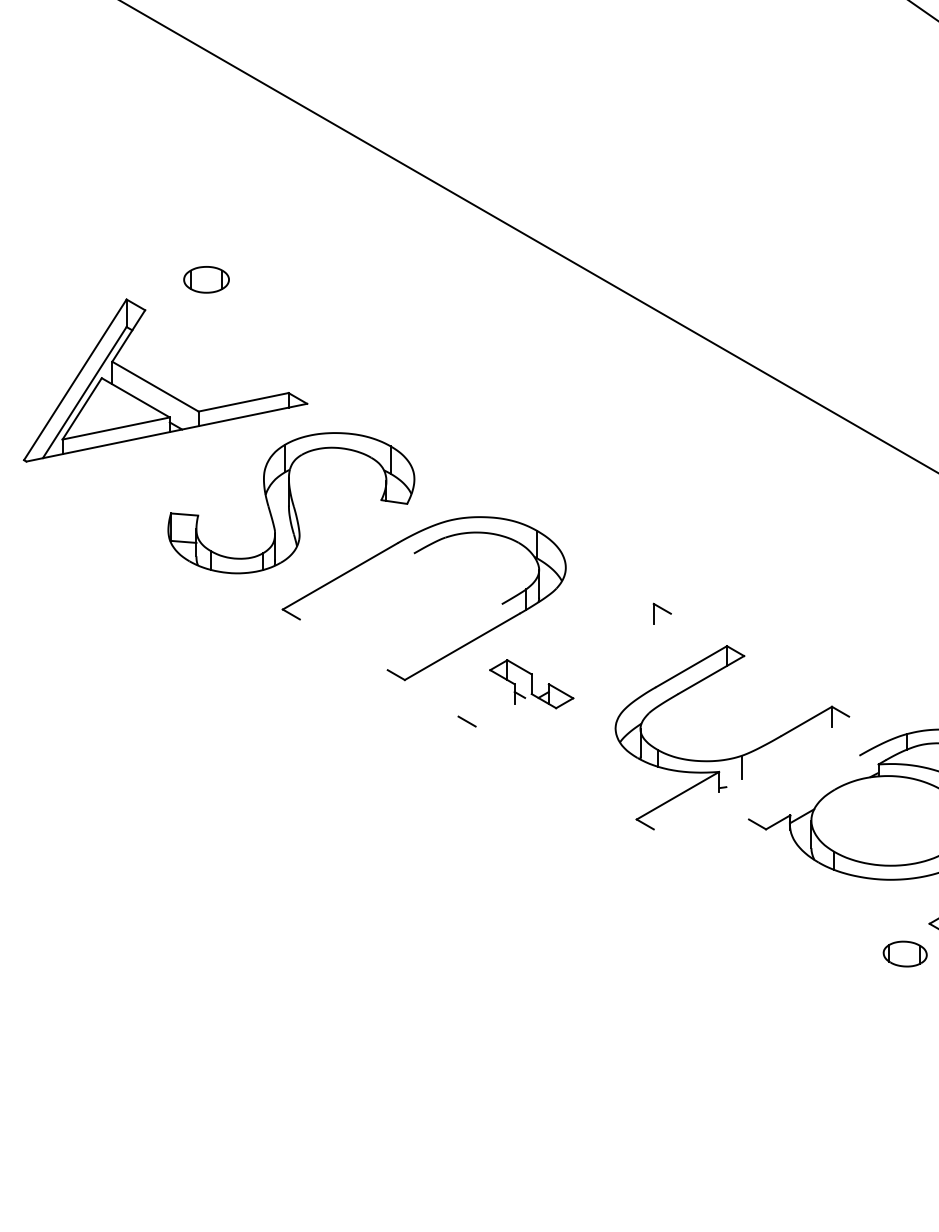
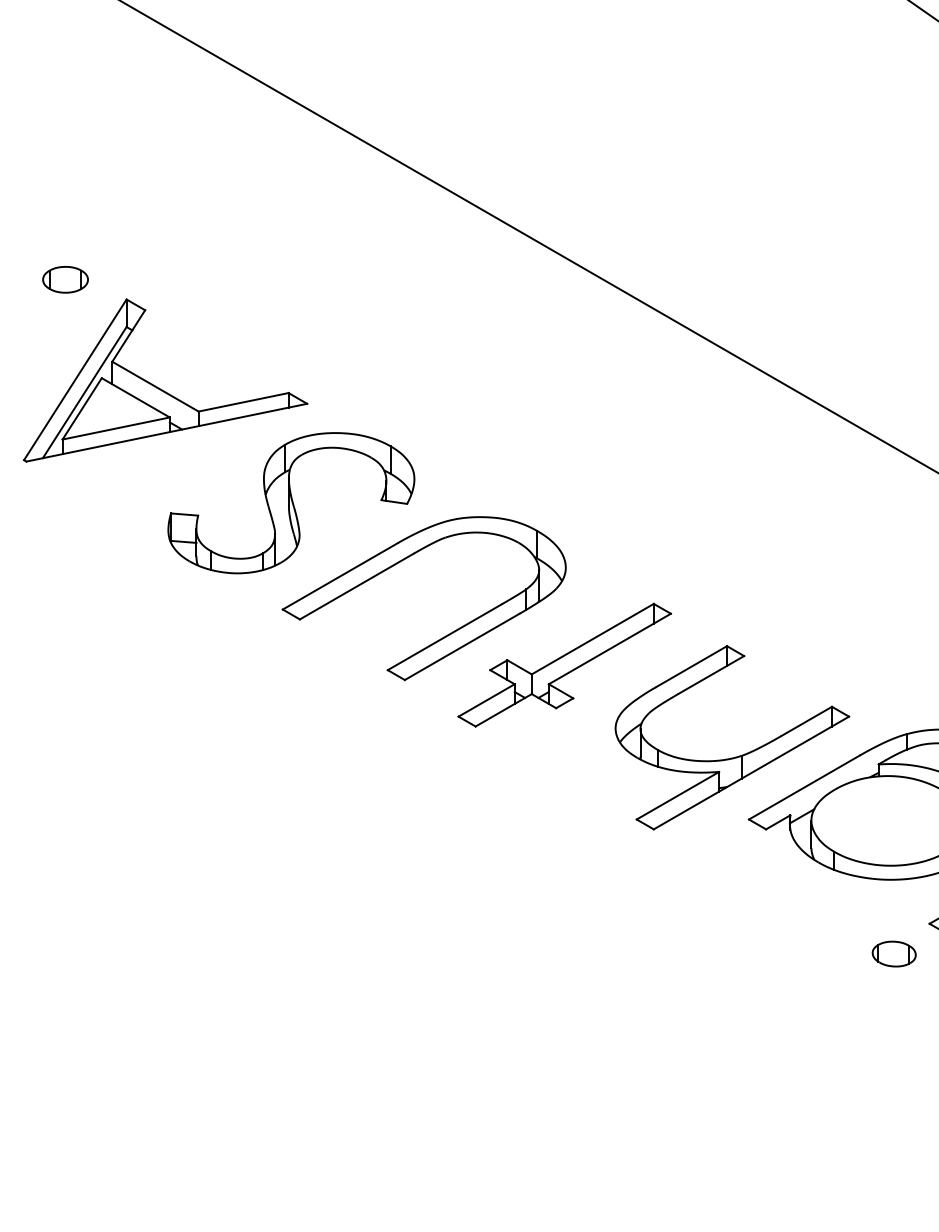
part position: (206, 279) -> (65, 279) (65, 279)
line: none -> present (356, 586)
line: none -> present (444, 637)
line: none -> present (592, 638)
line: none -> present (609, 648)
line: none -> present (486, 700)
line: none -> present (503, 710)
line: none -> present (751, 772)
line: none -> present (804, 787)
part position: (904, 953) -> (893, 953) (893, 953)
